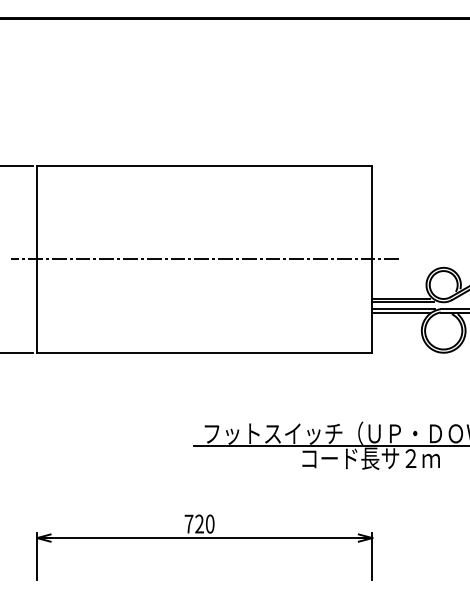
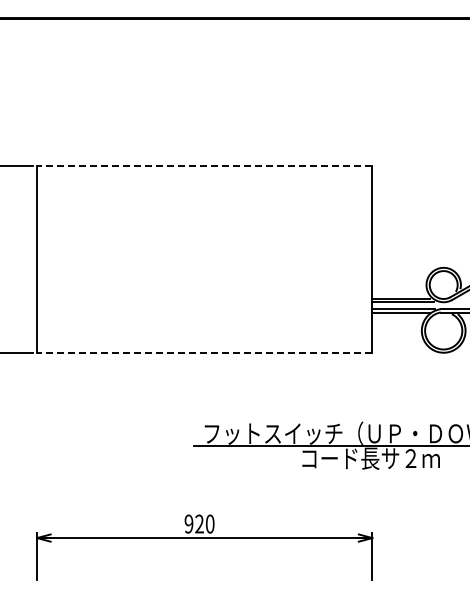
line: solid -> dashed (204, 166)
line: present -> none (205, 259)
line: solid -> dashed (204, 352)
text: 720 -> 920 (188, 523)
